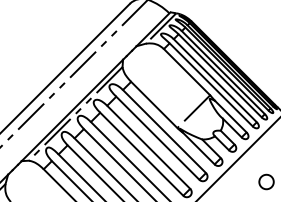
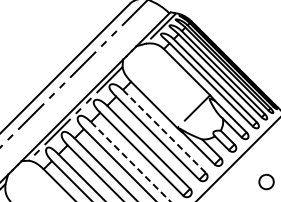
line: solid -> dashed (164, 131)
line: solid -> dashed (131, 162)
